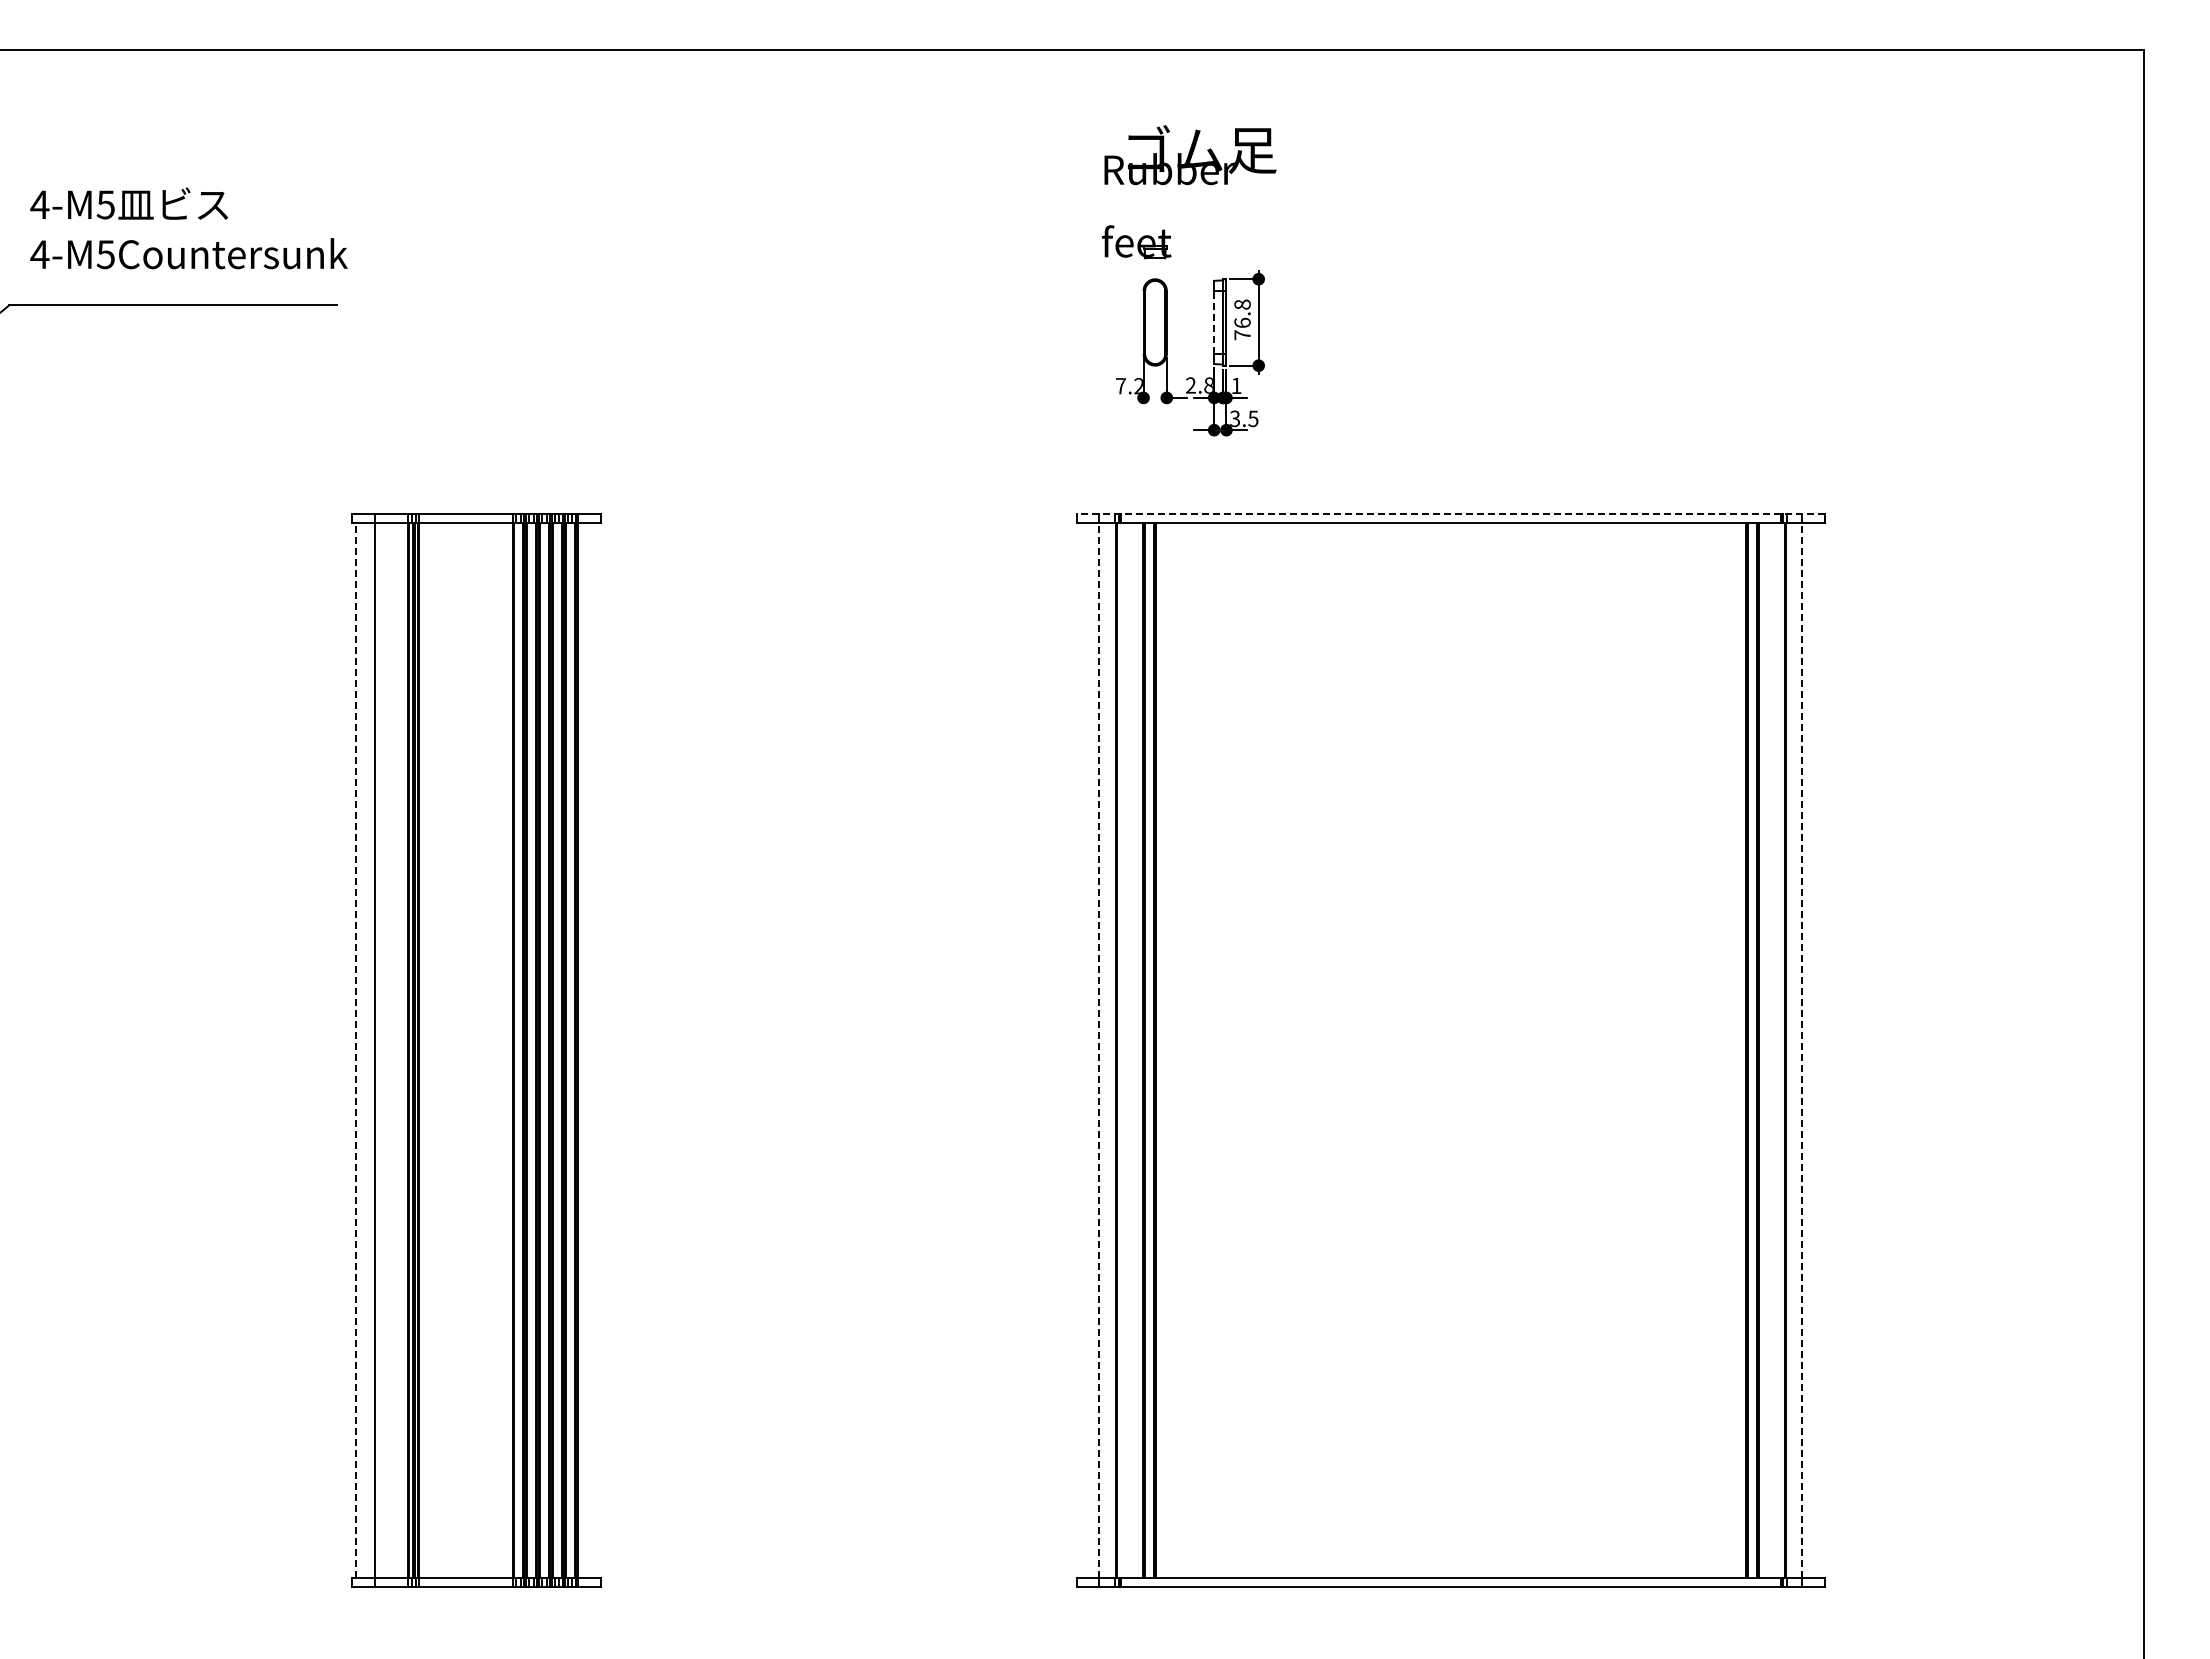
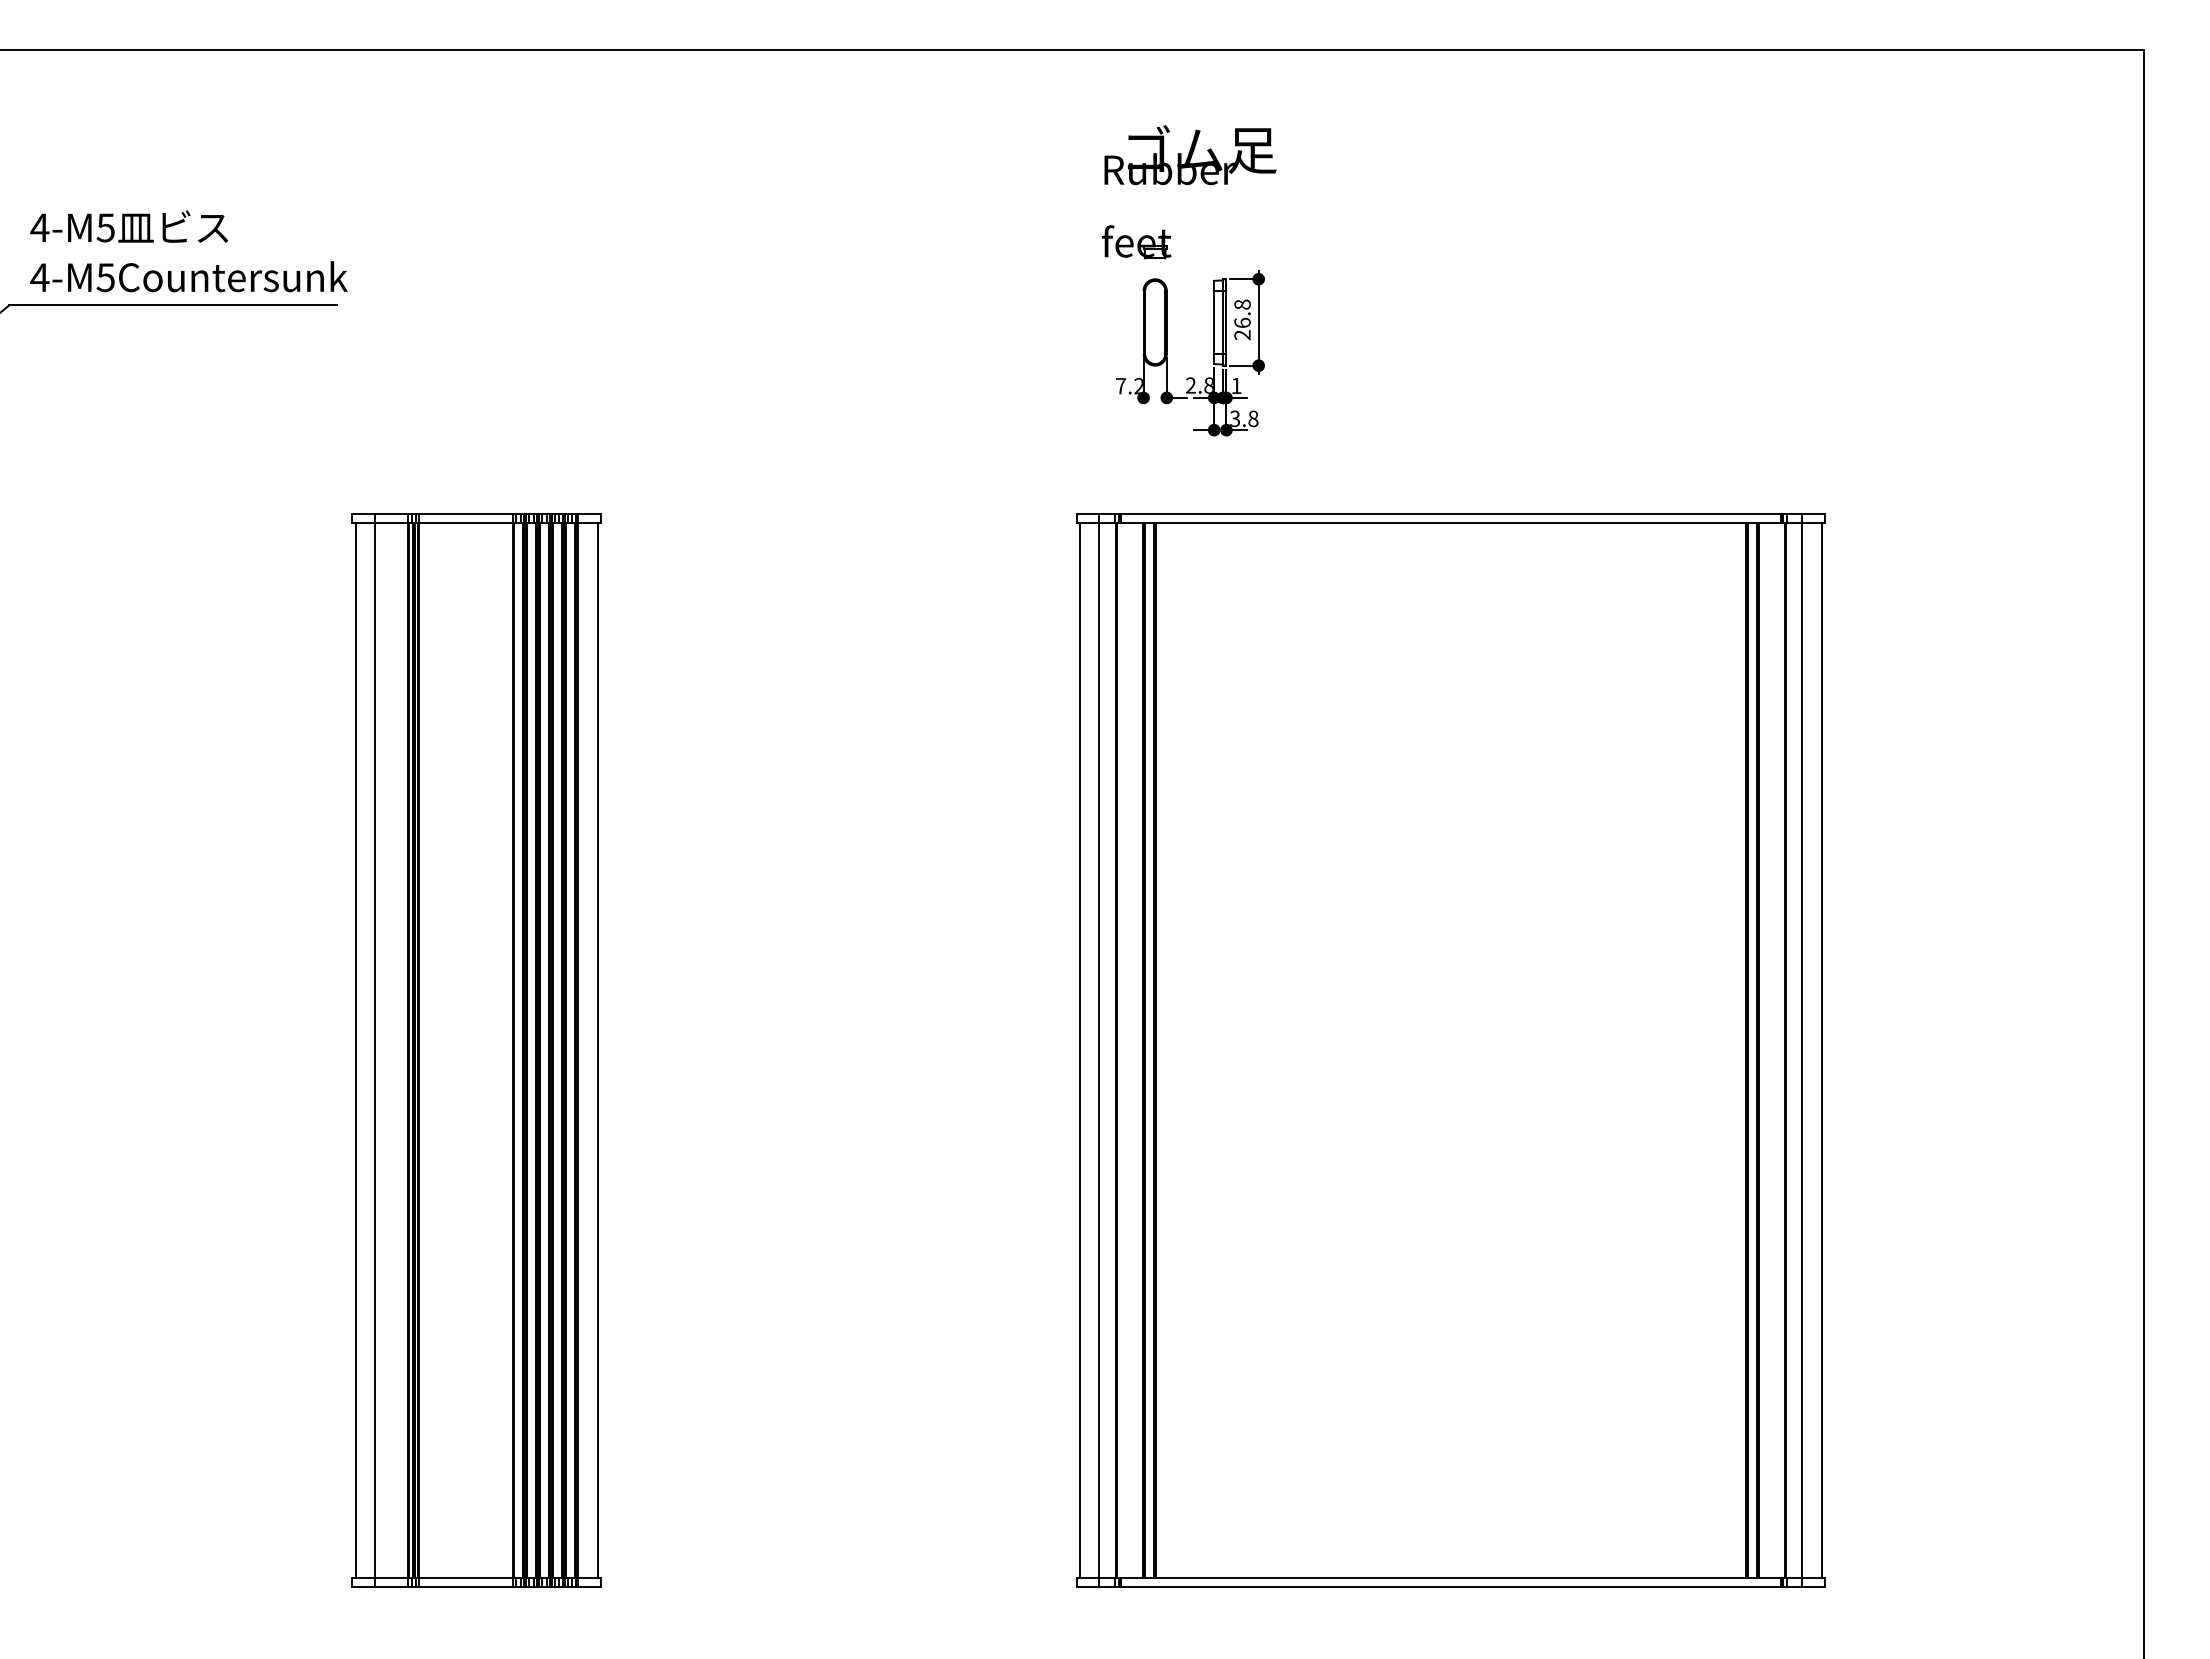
text position: (188, 228) -> (188, 251) (188, 251)
line: dashed -> solid (1214, 322)
text: 76.8 -> 26.8 (1242, 335)
text: 3.5 -> 3.8 (1253, 418)
line: dashed -> solid (1450, 513)
line: dashed -> solid (355, 1049)
line: dashed -> solid (1099, 1049)
line: dashed -> solid (1802, 1049)
line: none -> present (597, 1050)
line: none -> present (1080, 1050)
line: none -> present (1821, 1050)
